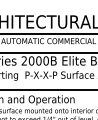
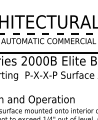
line: solid -> dashed (48, 34)
line: present -> none (48, 89)
